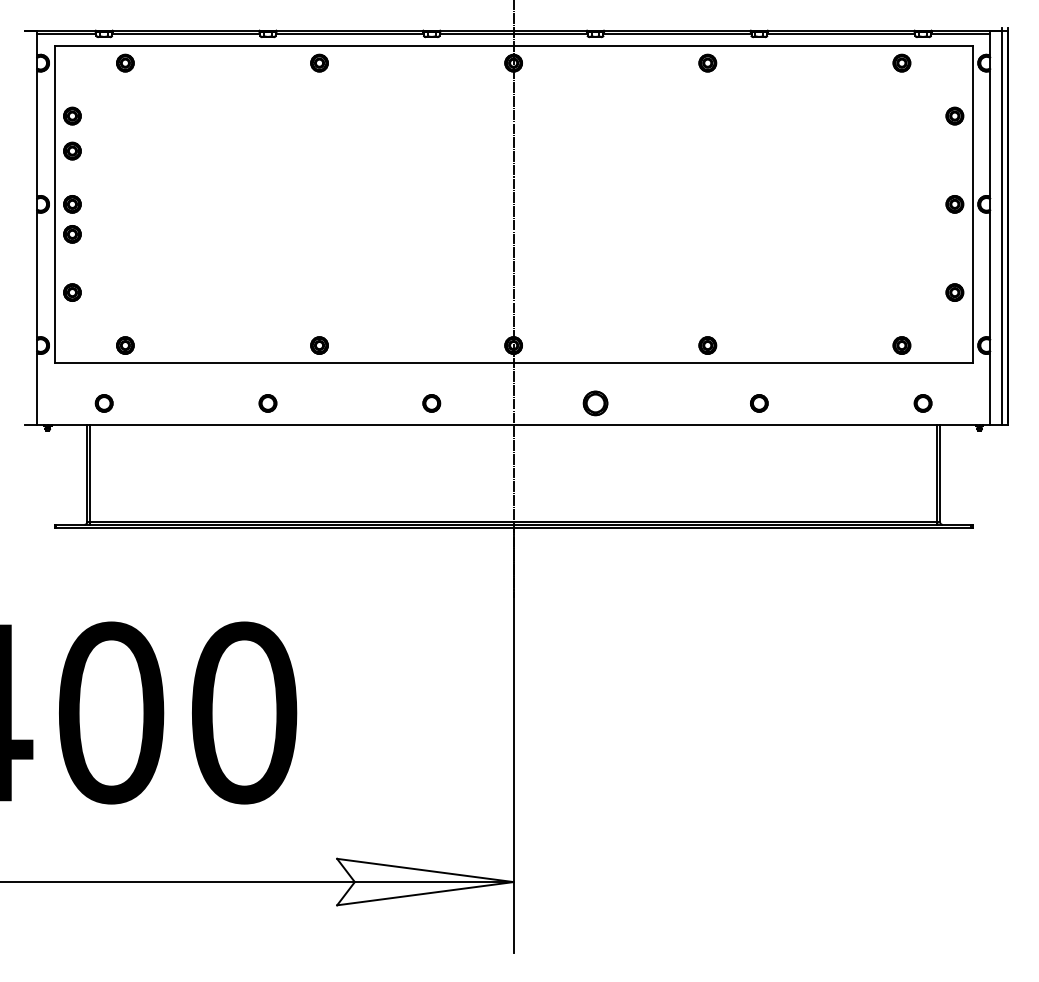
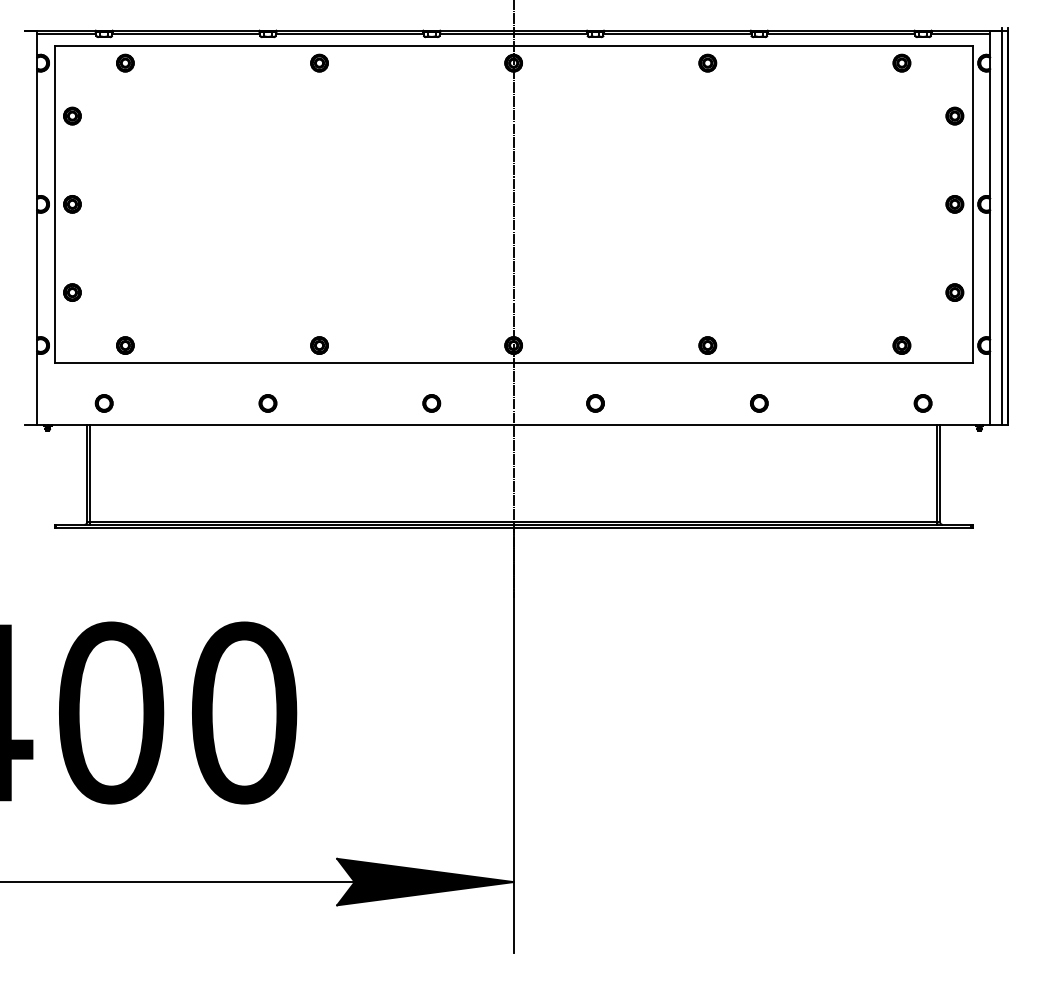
part: present -> none (72, 150)
part: present -> none (72, 234)
circle size: 27x27 px -> 19x19 px (595, 403)
fill: none -> present (425, 881)
